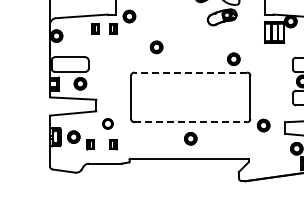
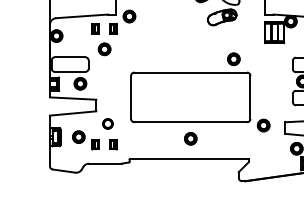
part position: (156, 47) -> (104, 49) (104, 49)
line: dashed -> solid (190, 72)
line: dashed -> solid (191, 122)
part position: (80, 140) -> (85, 140) (85, 140)
